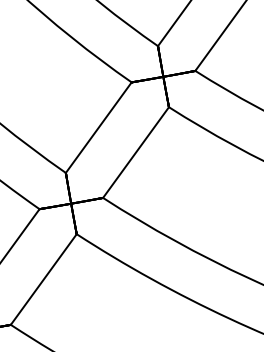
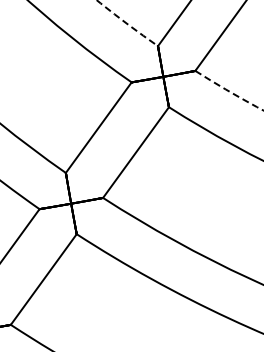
arc: solid -> dashed (127, 24)
arc: solid -> dashed (229, 91)
